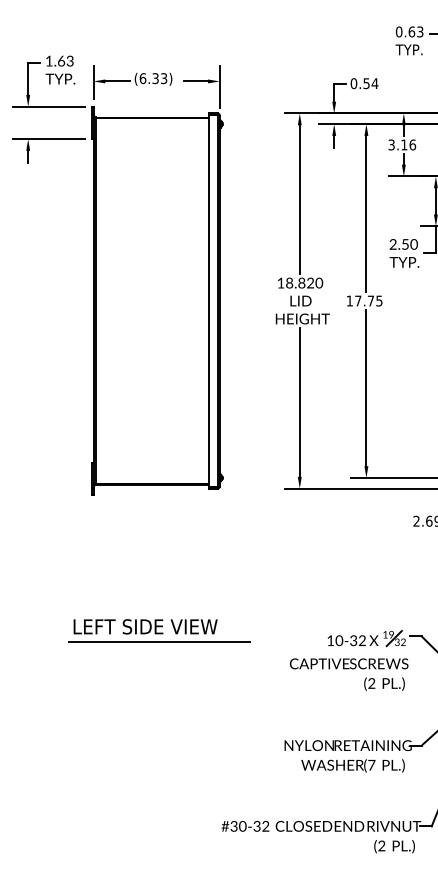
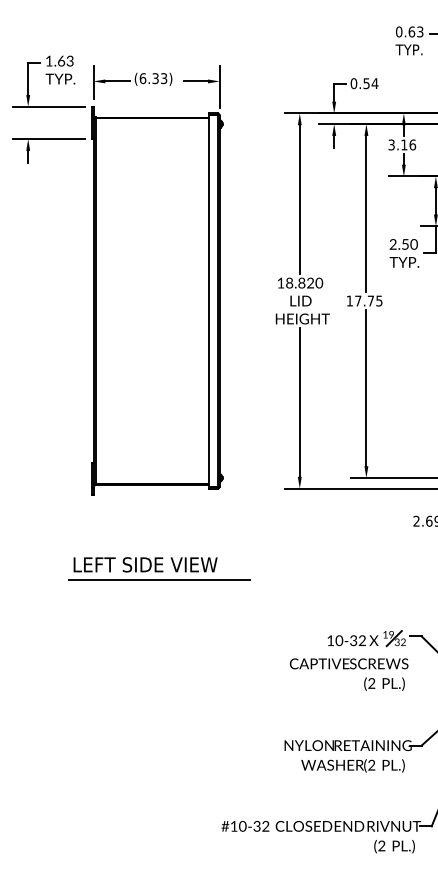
part position: (159, 630) -> (159, 568) (159, 568)
text: (7 -> (2 (371, 764)
text: #30-32 -> #10-32 (233, 826)
